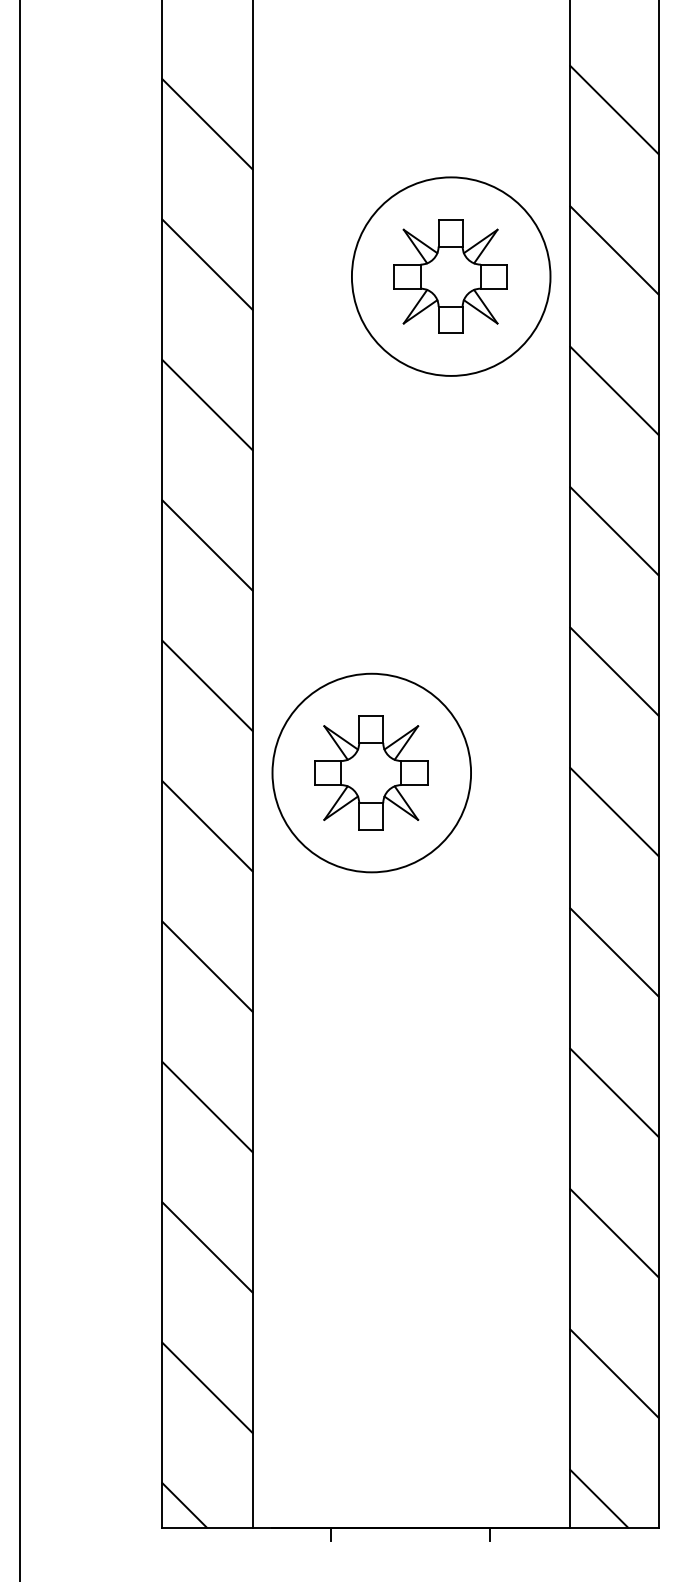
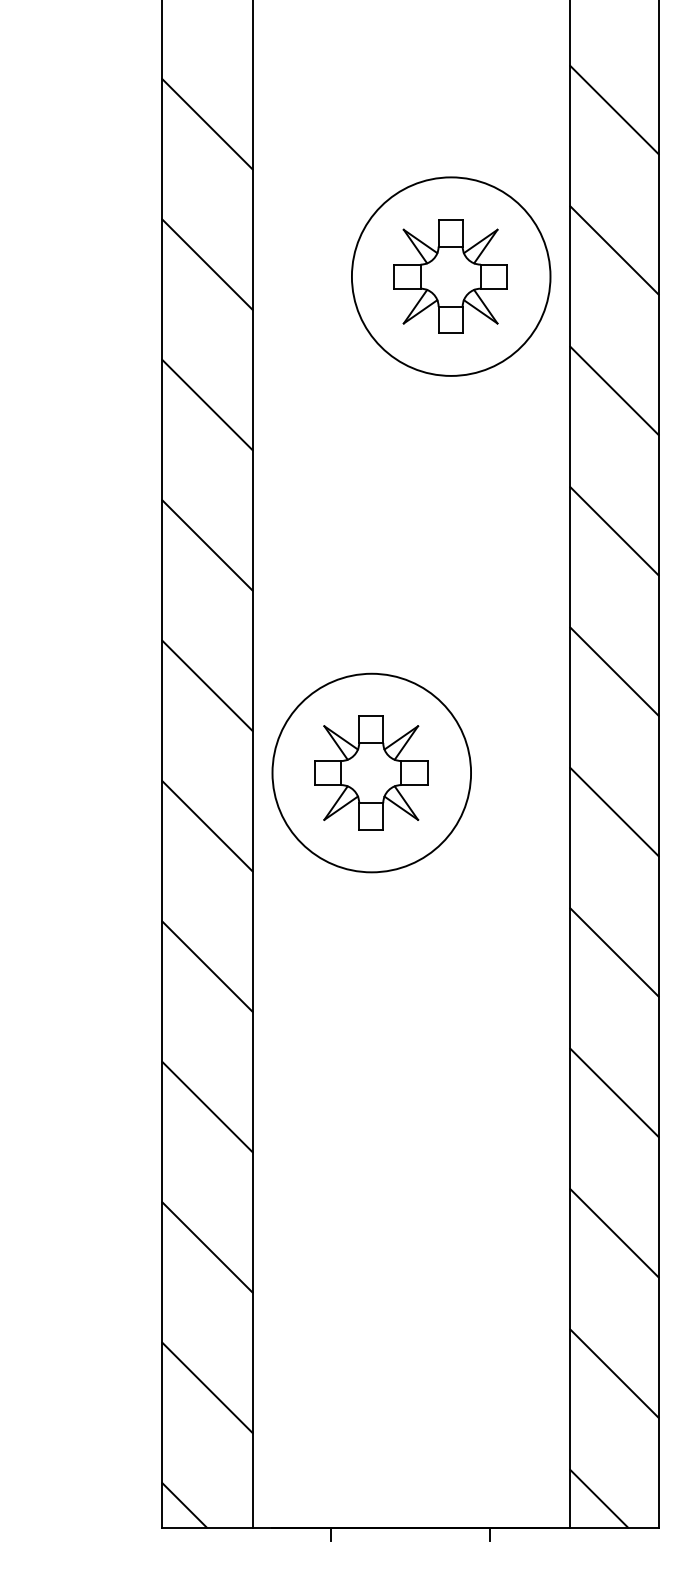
line: present -> none (20, 790)
